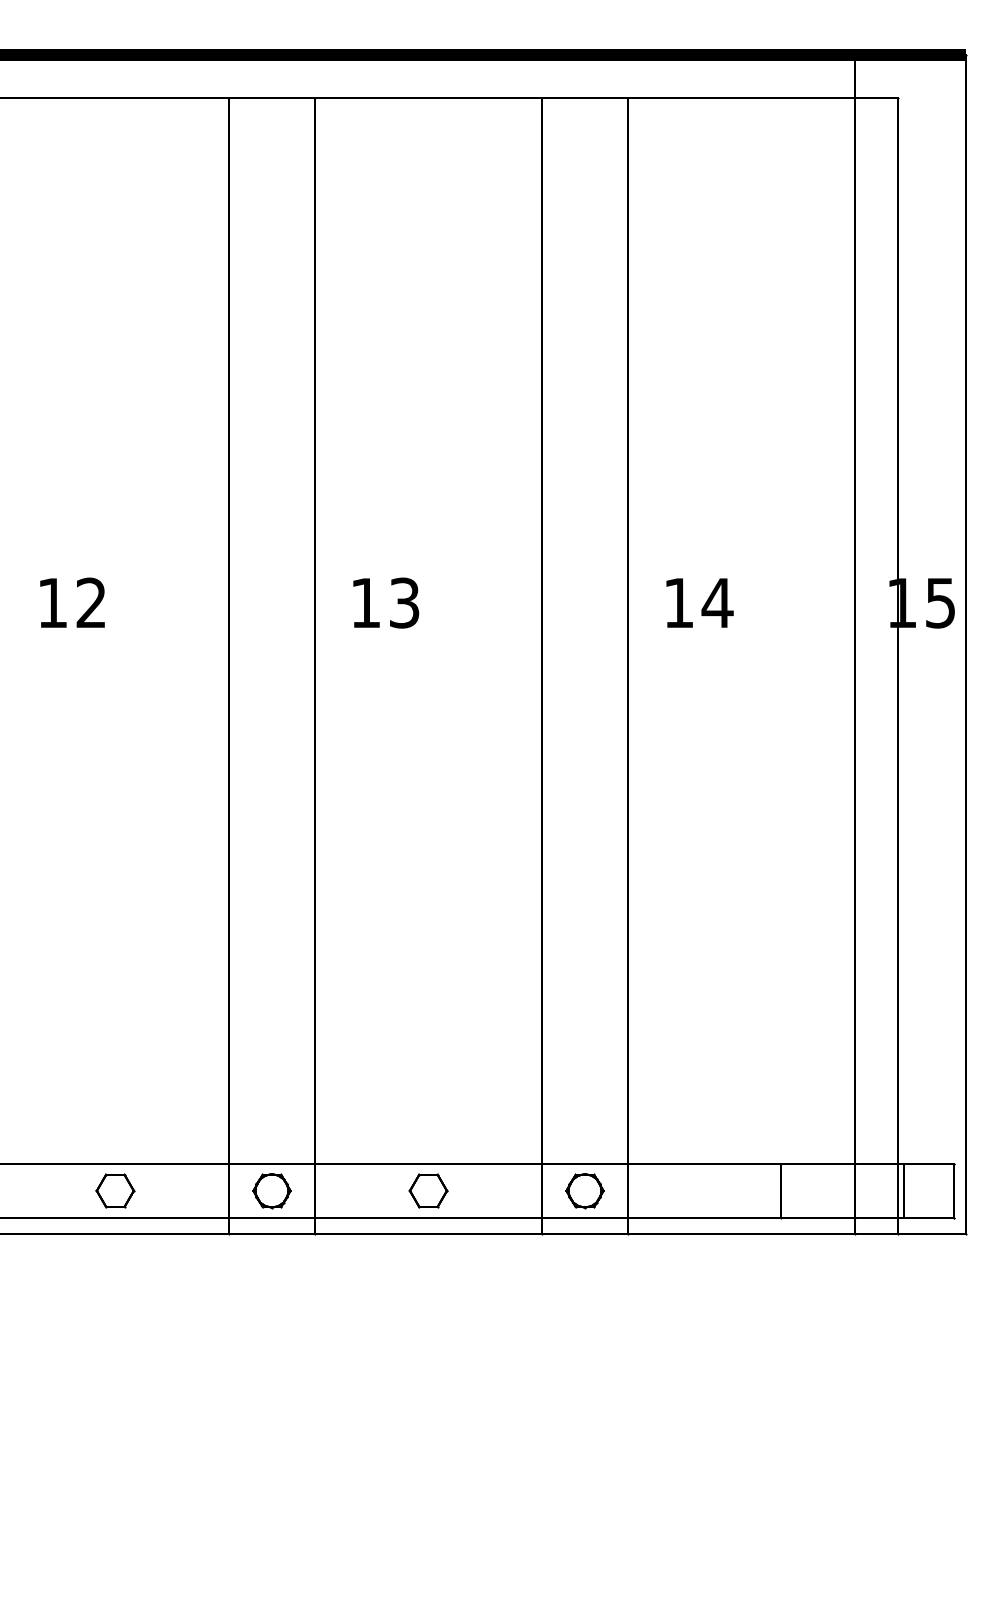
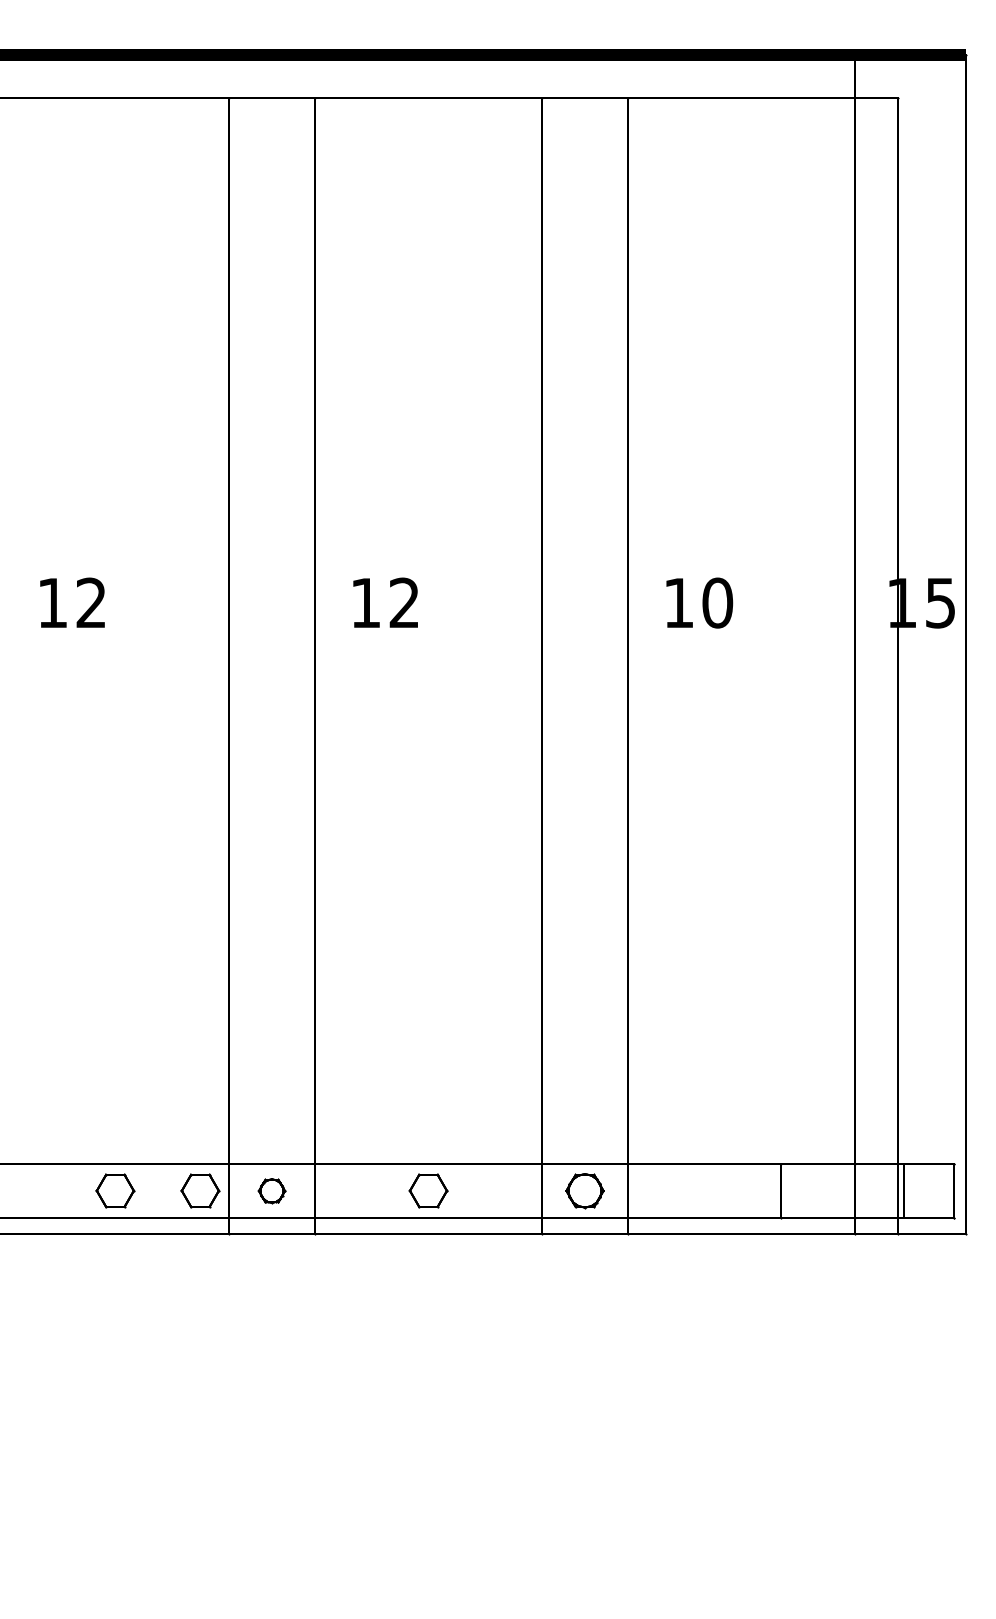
text: 13 -> 12 (404, 602)
text: 14 -> 10 (717, 602)
part: none -> present (200, 1190)
part size: 40x37 px -> 30x27 px (271, 1191)
